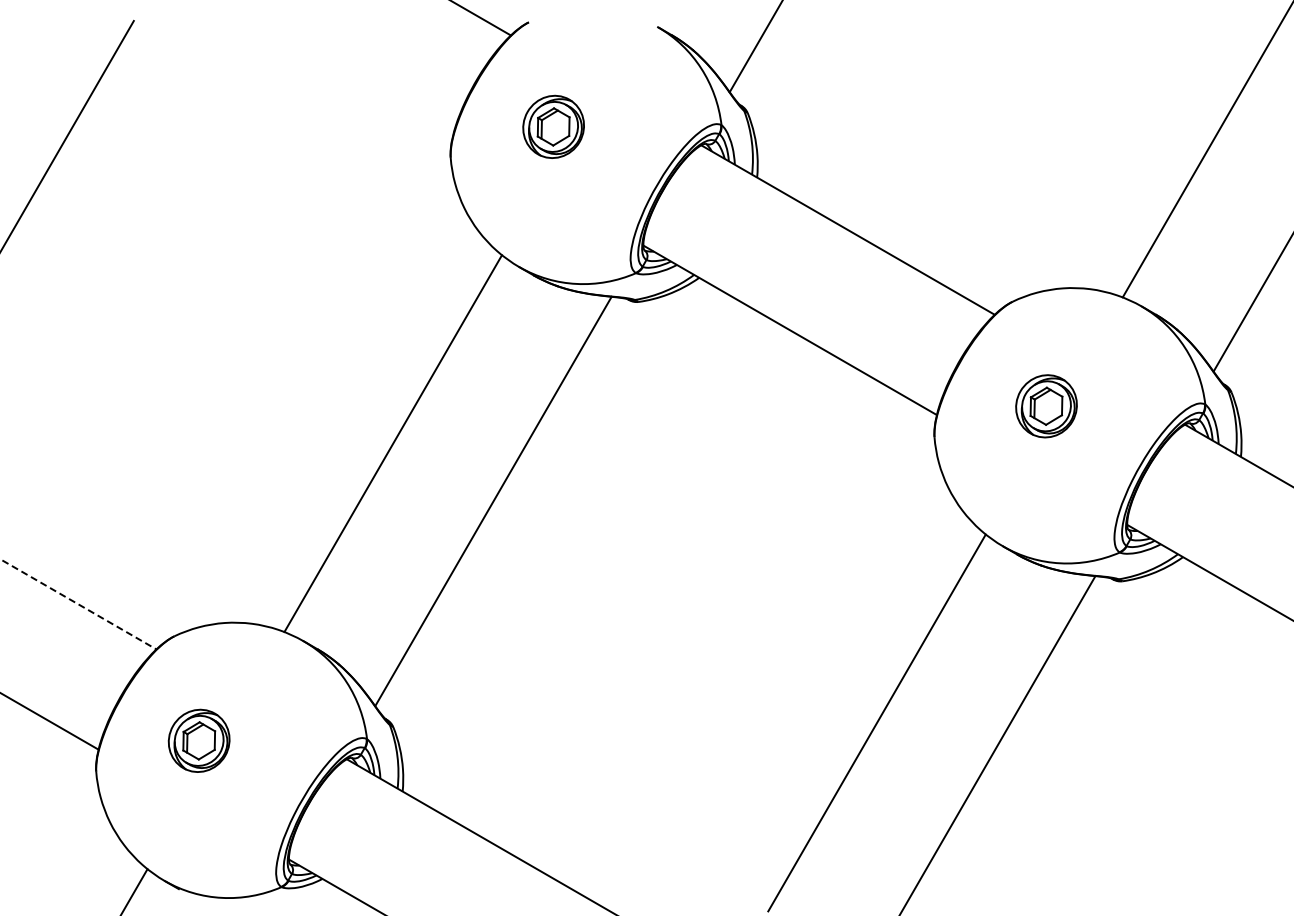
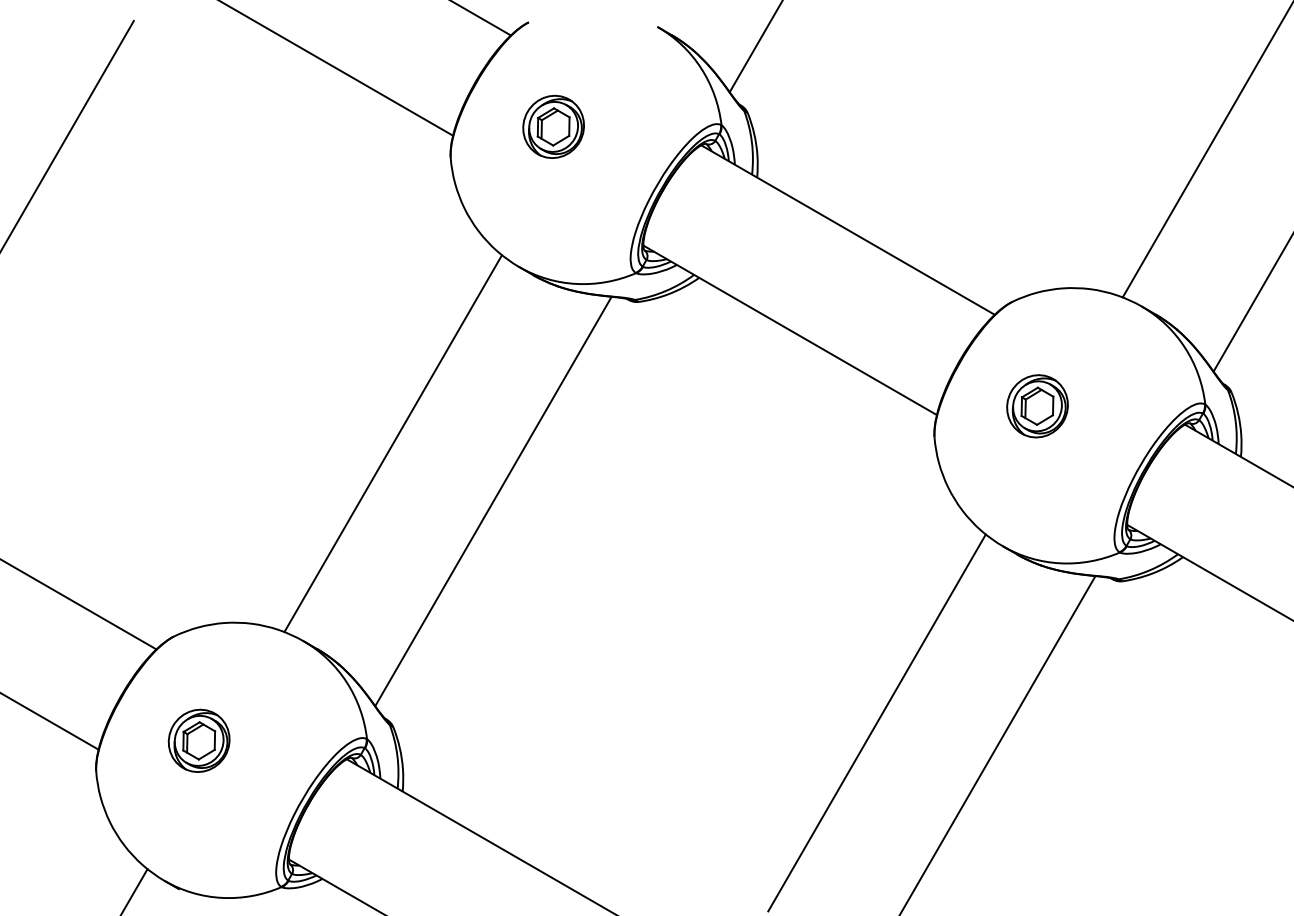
line: none -> present (337, 68)
part position: (1046, 406) -> (1037, 406) (1037, 406)
line: dashed -> solid (78, 604)
